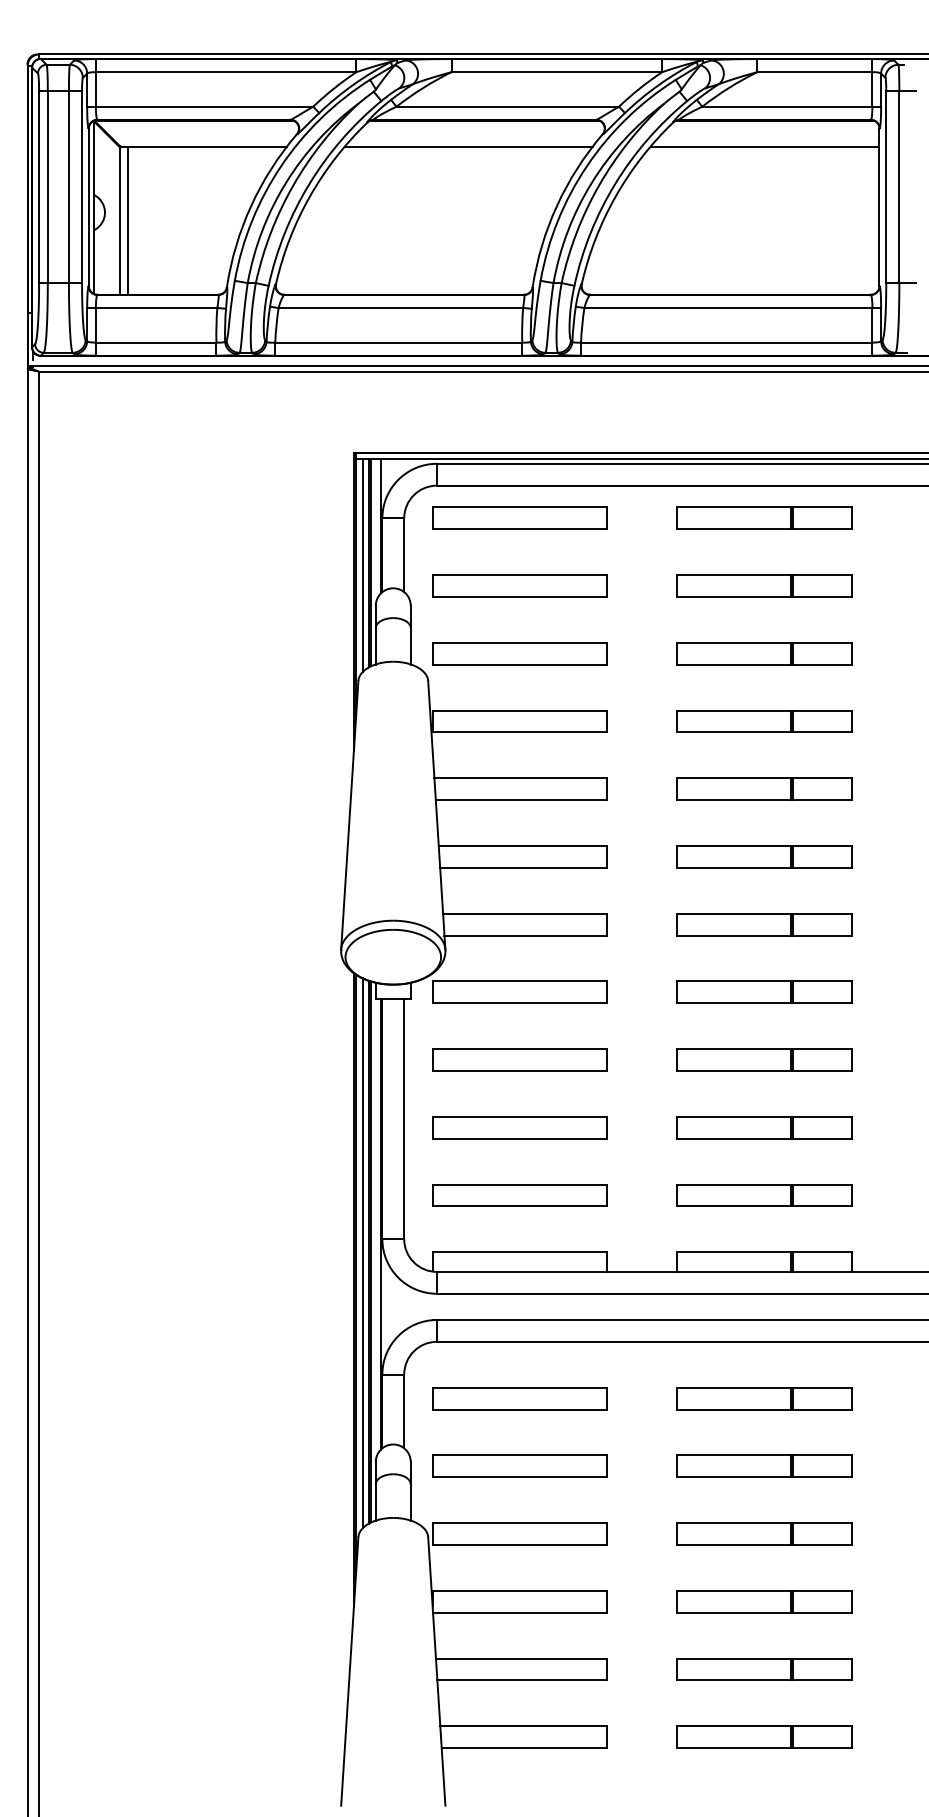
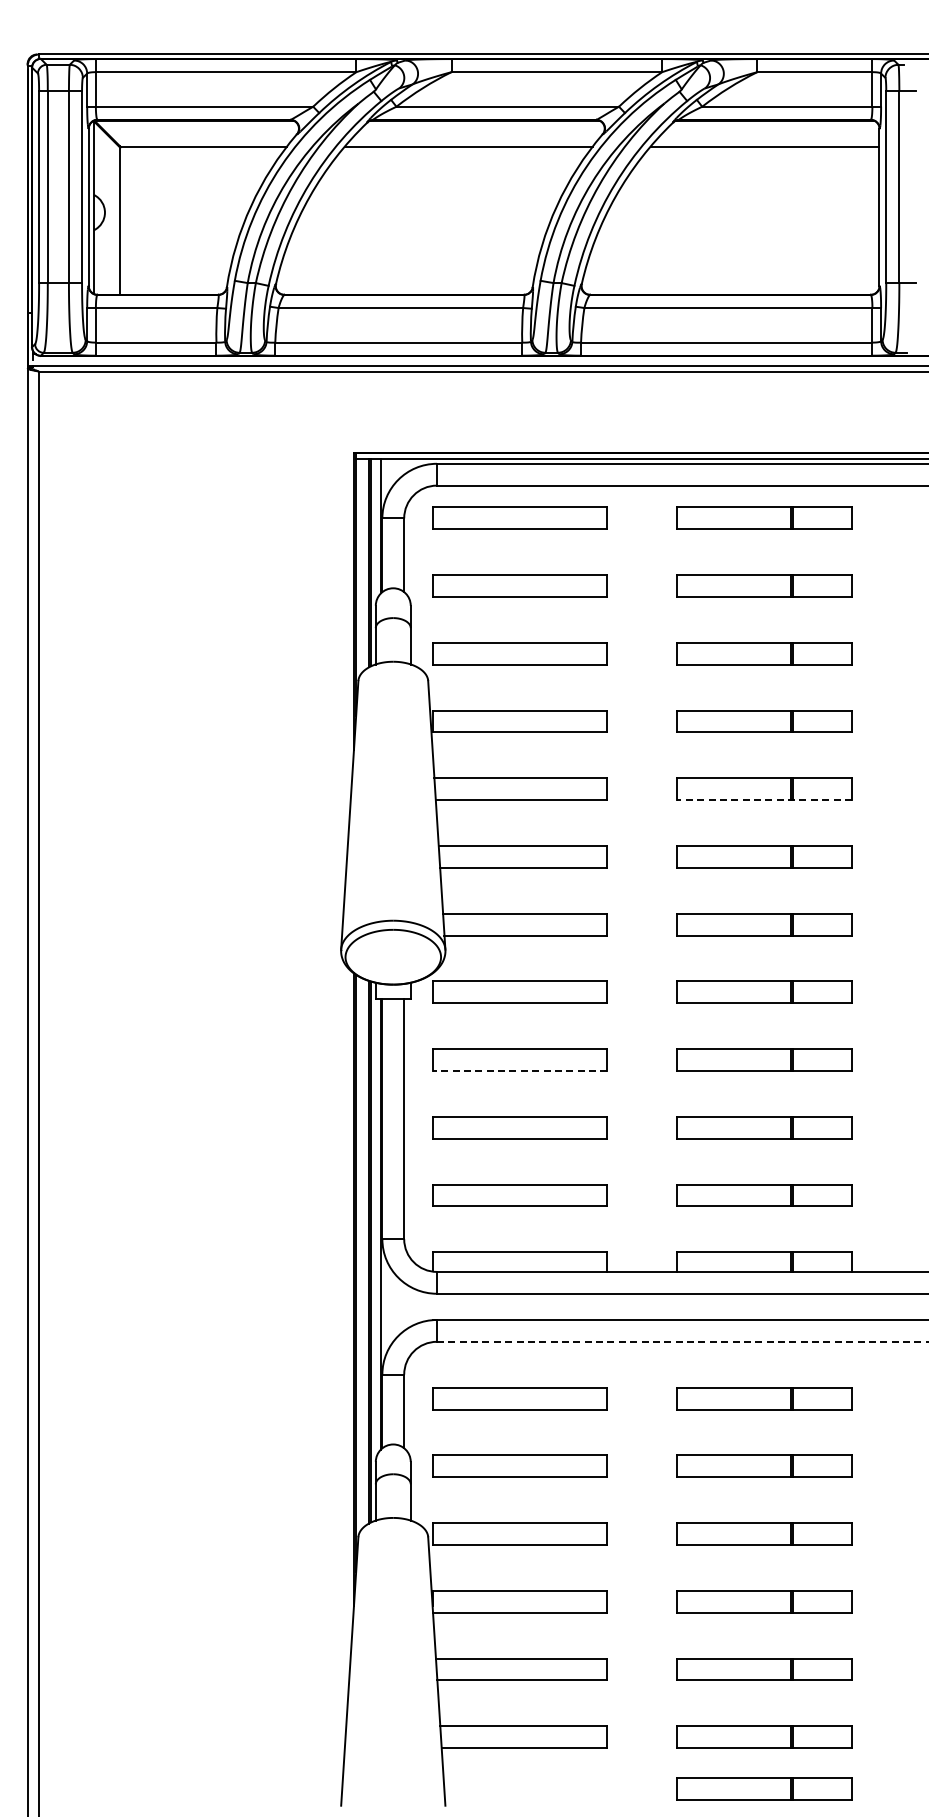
line: present -> none (128, 220)
line: present -> none (362, 565)
line: solid -> dashed (764, 800)
line: solid -> dashed (519, 1070)
line: present -> none (362, 1253)
line: solid -> dashed (682, 1341)
part: none -> present (764, 1788)
